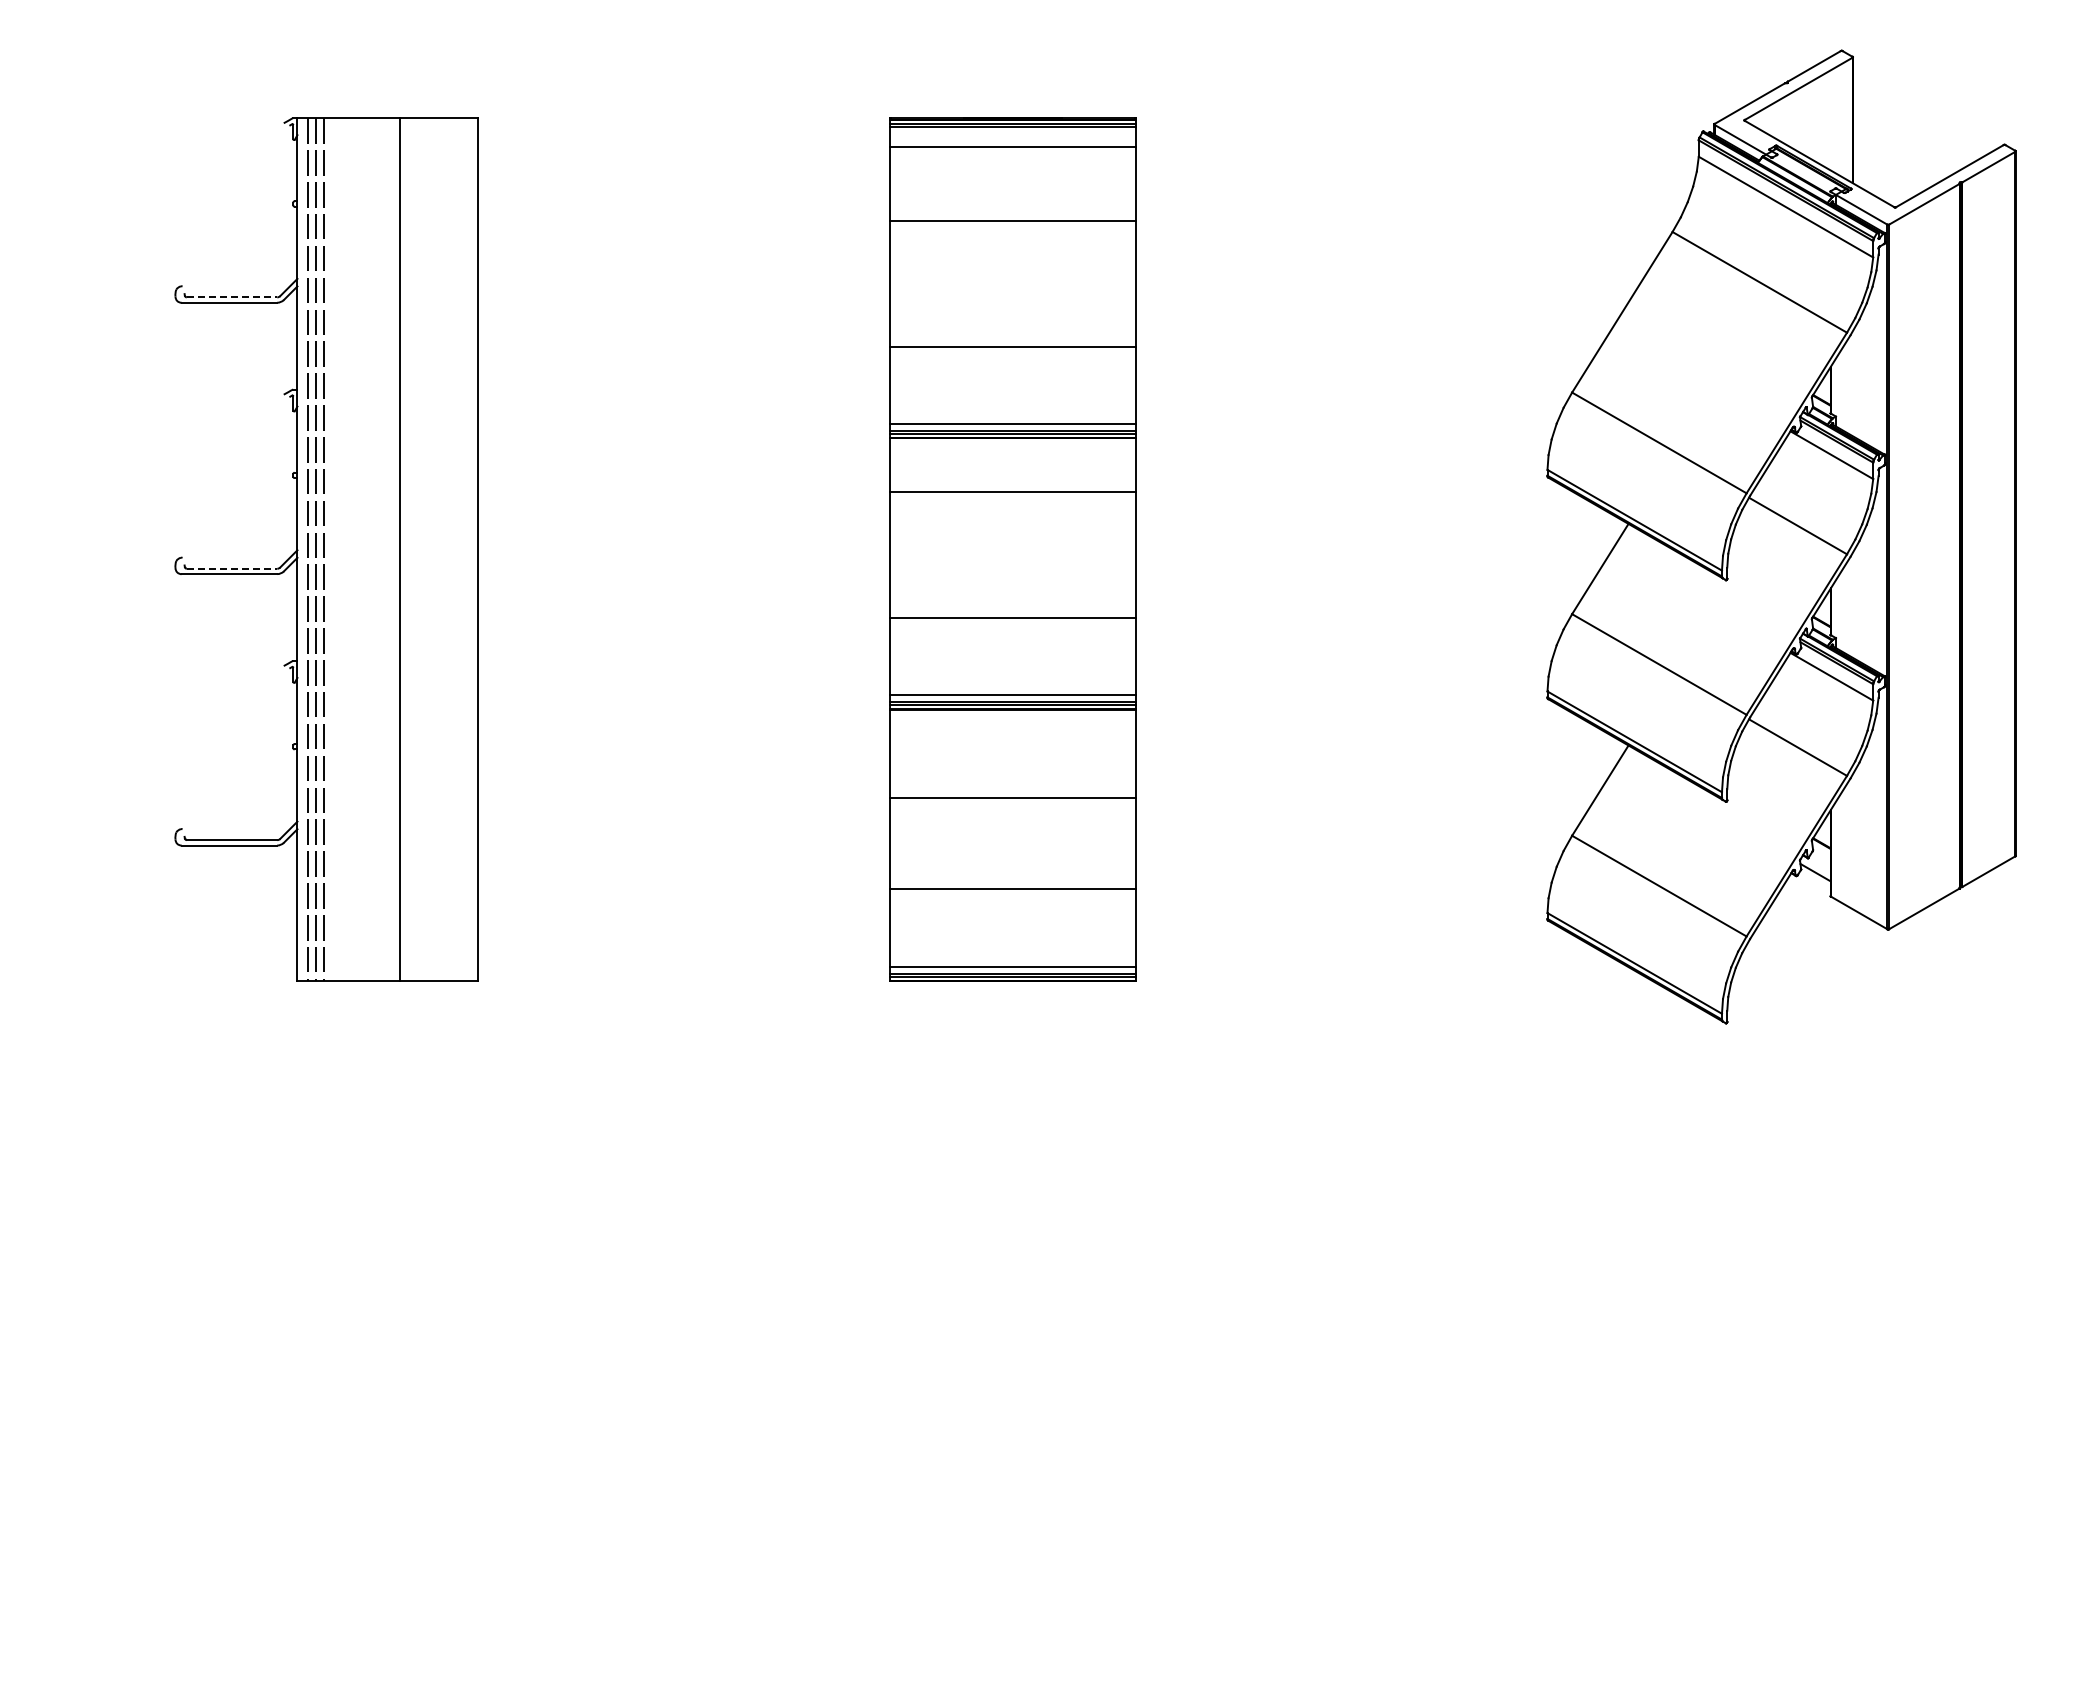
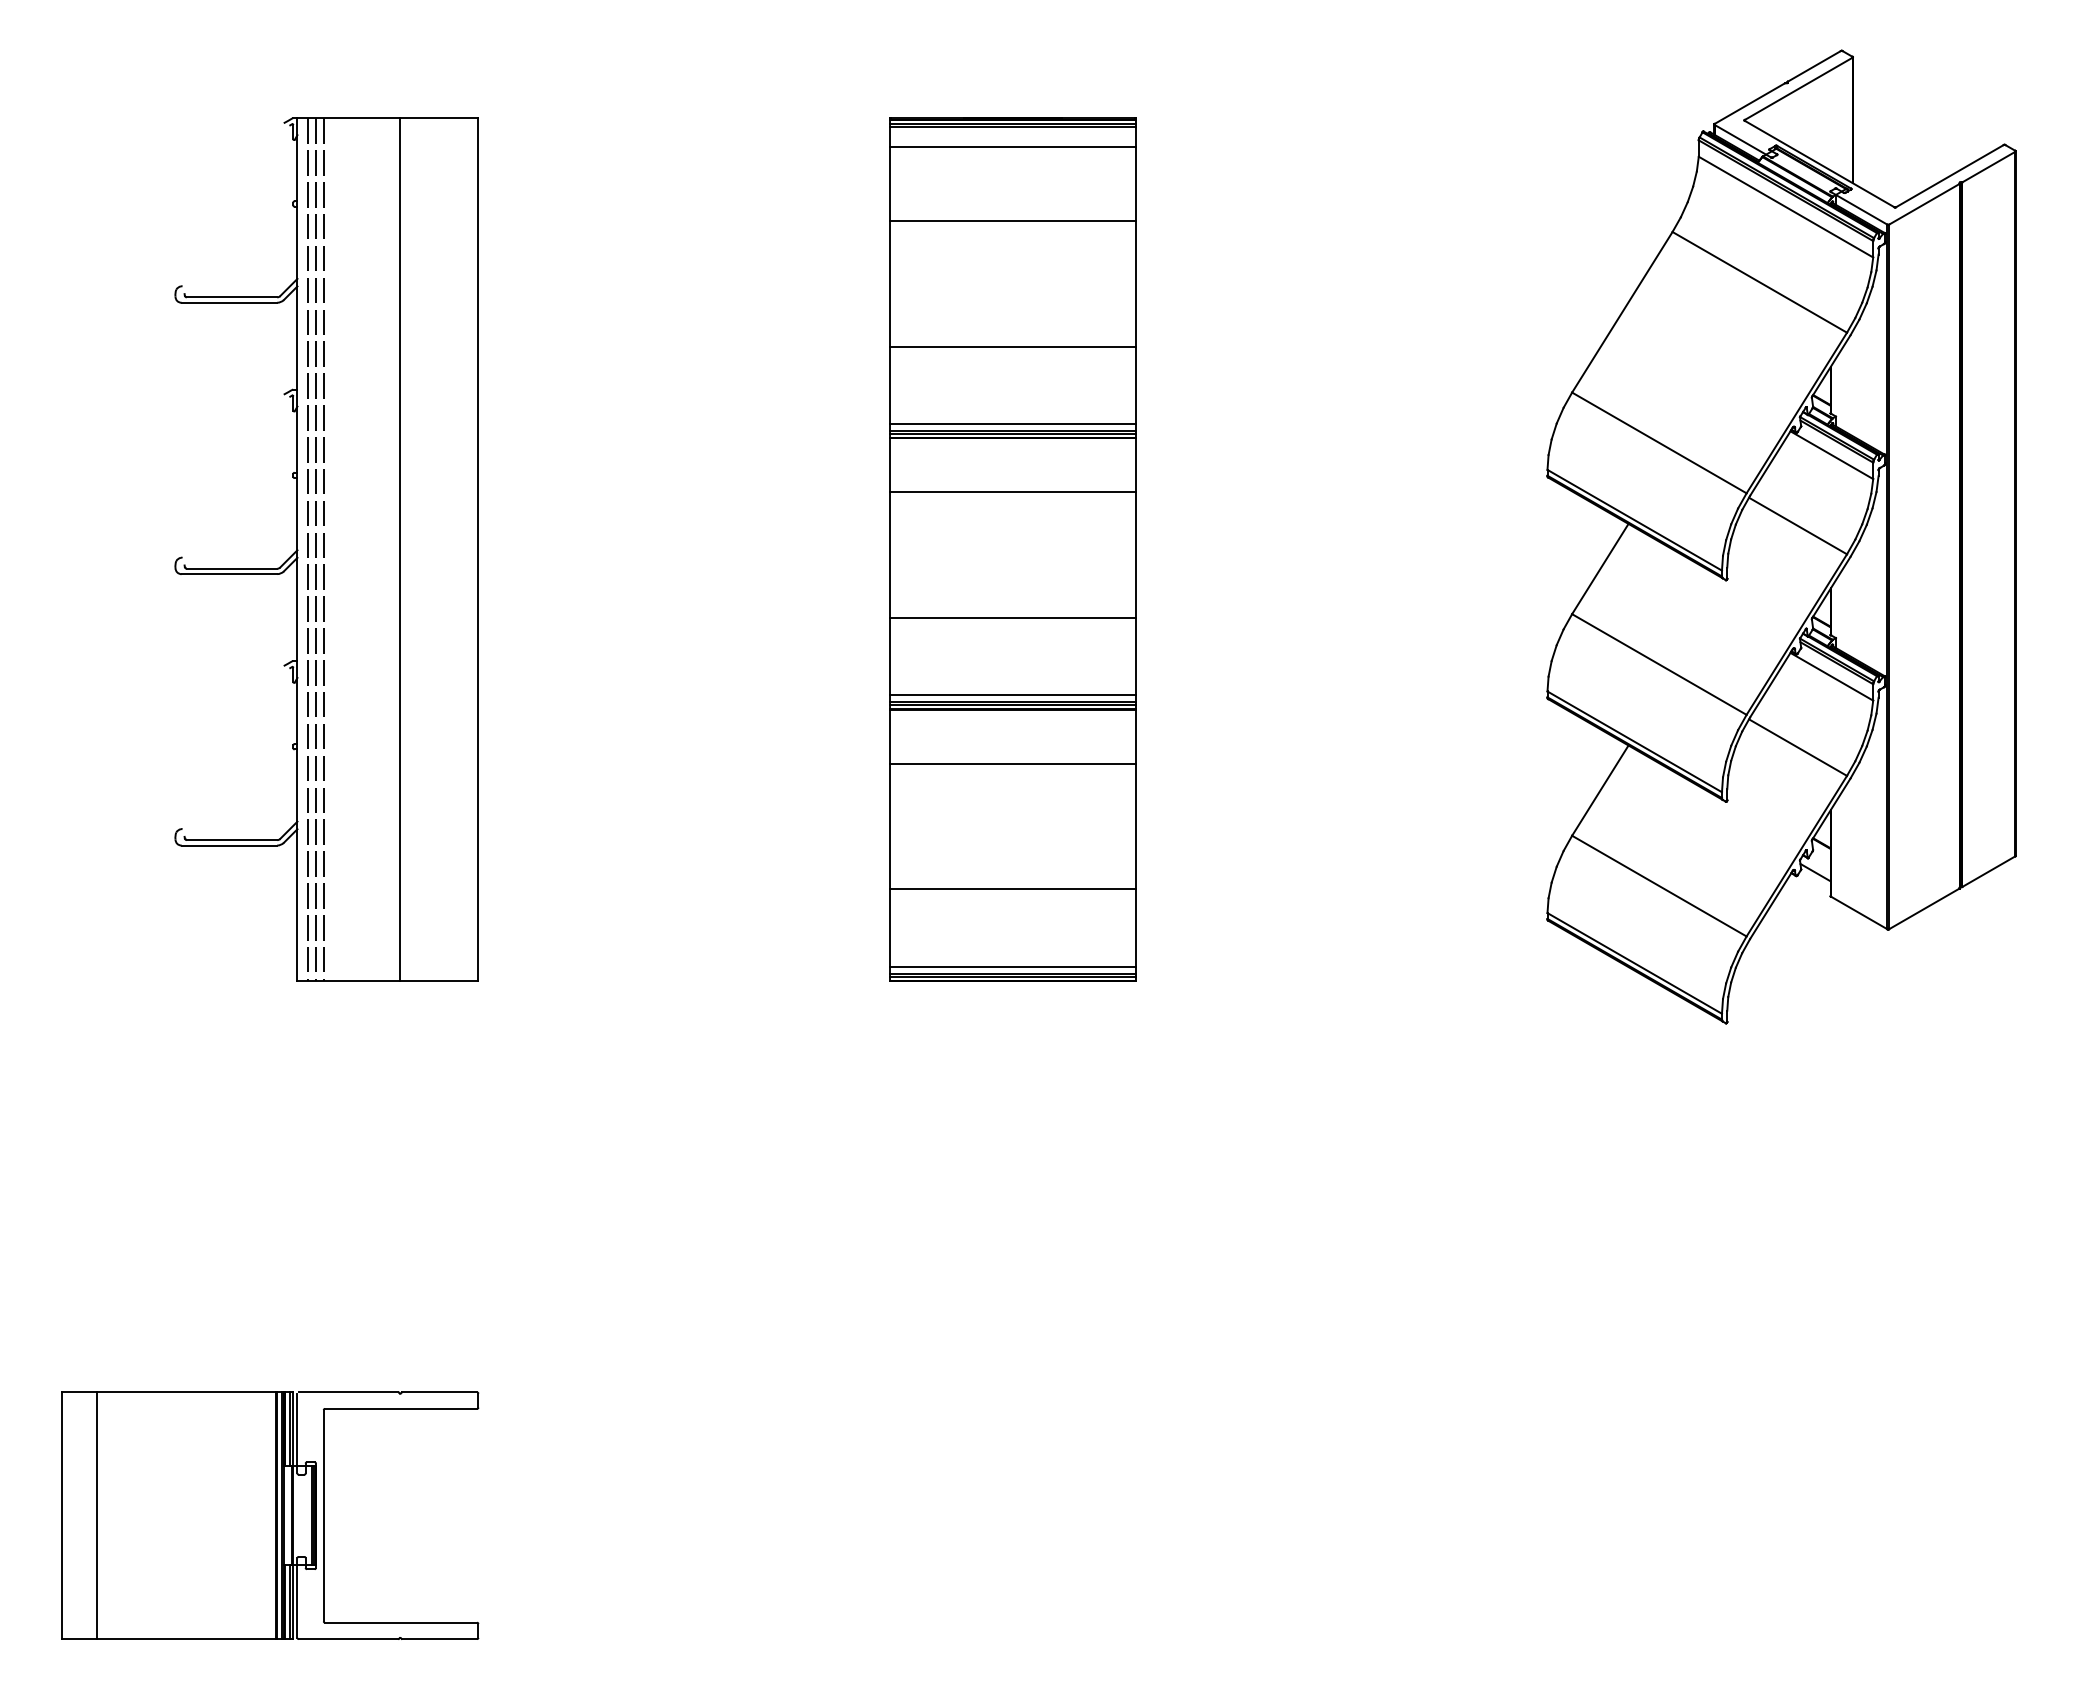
line: dashed -> solid (232, 297)
line: dashed -> solid (232, 568)
line position: (1012, 797) -> (1012, 763) (1012, 763)
part: none -> present (270, 1515)
